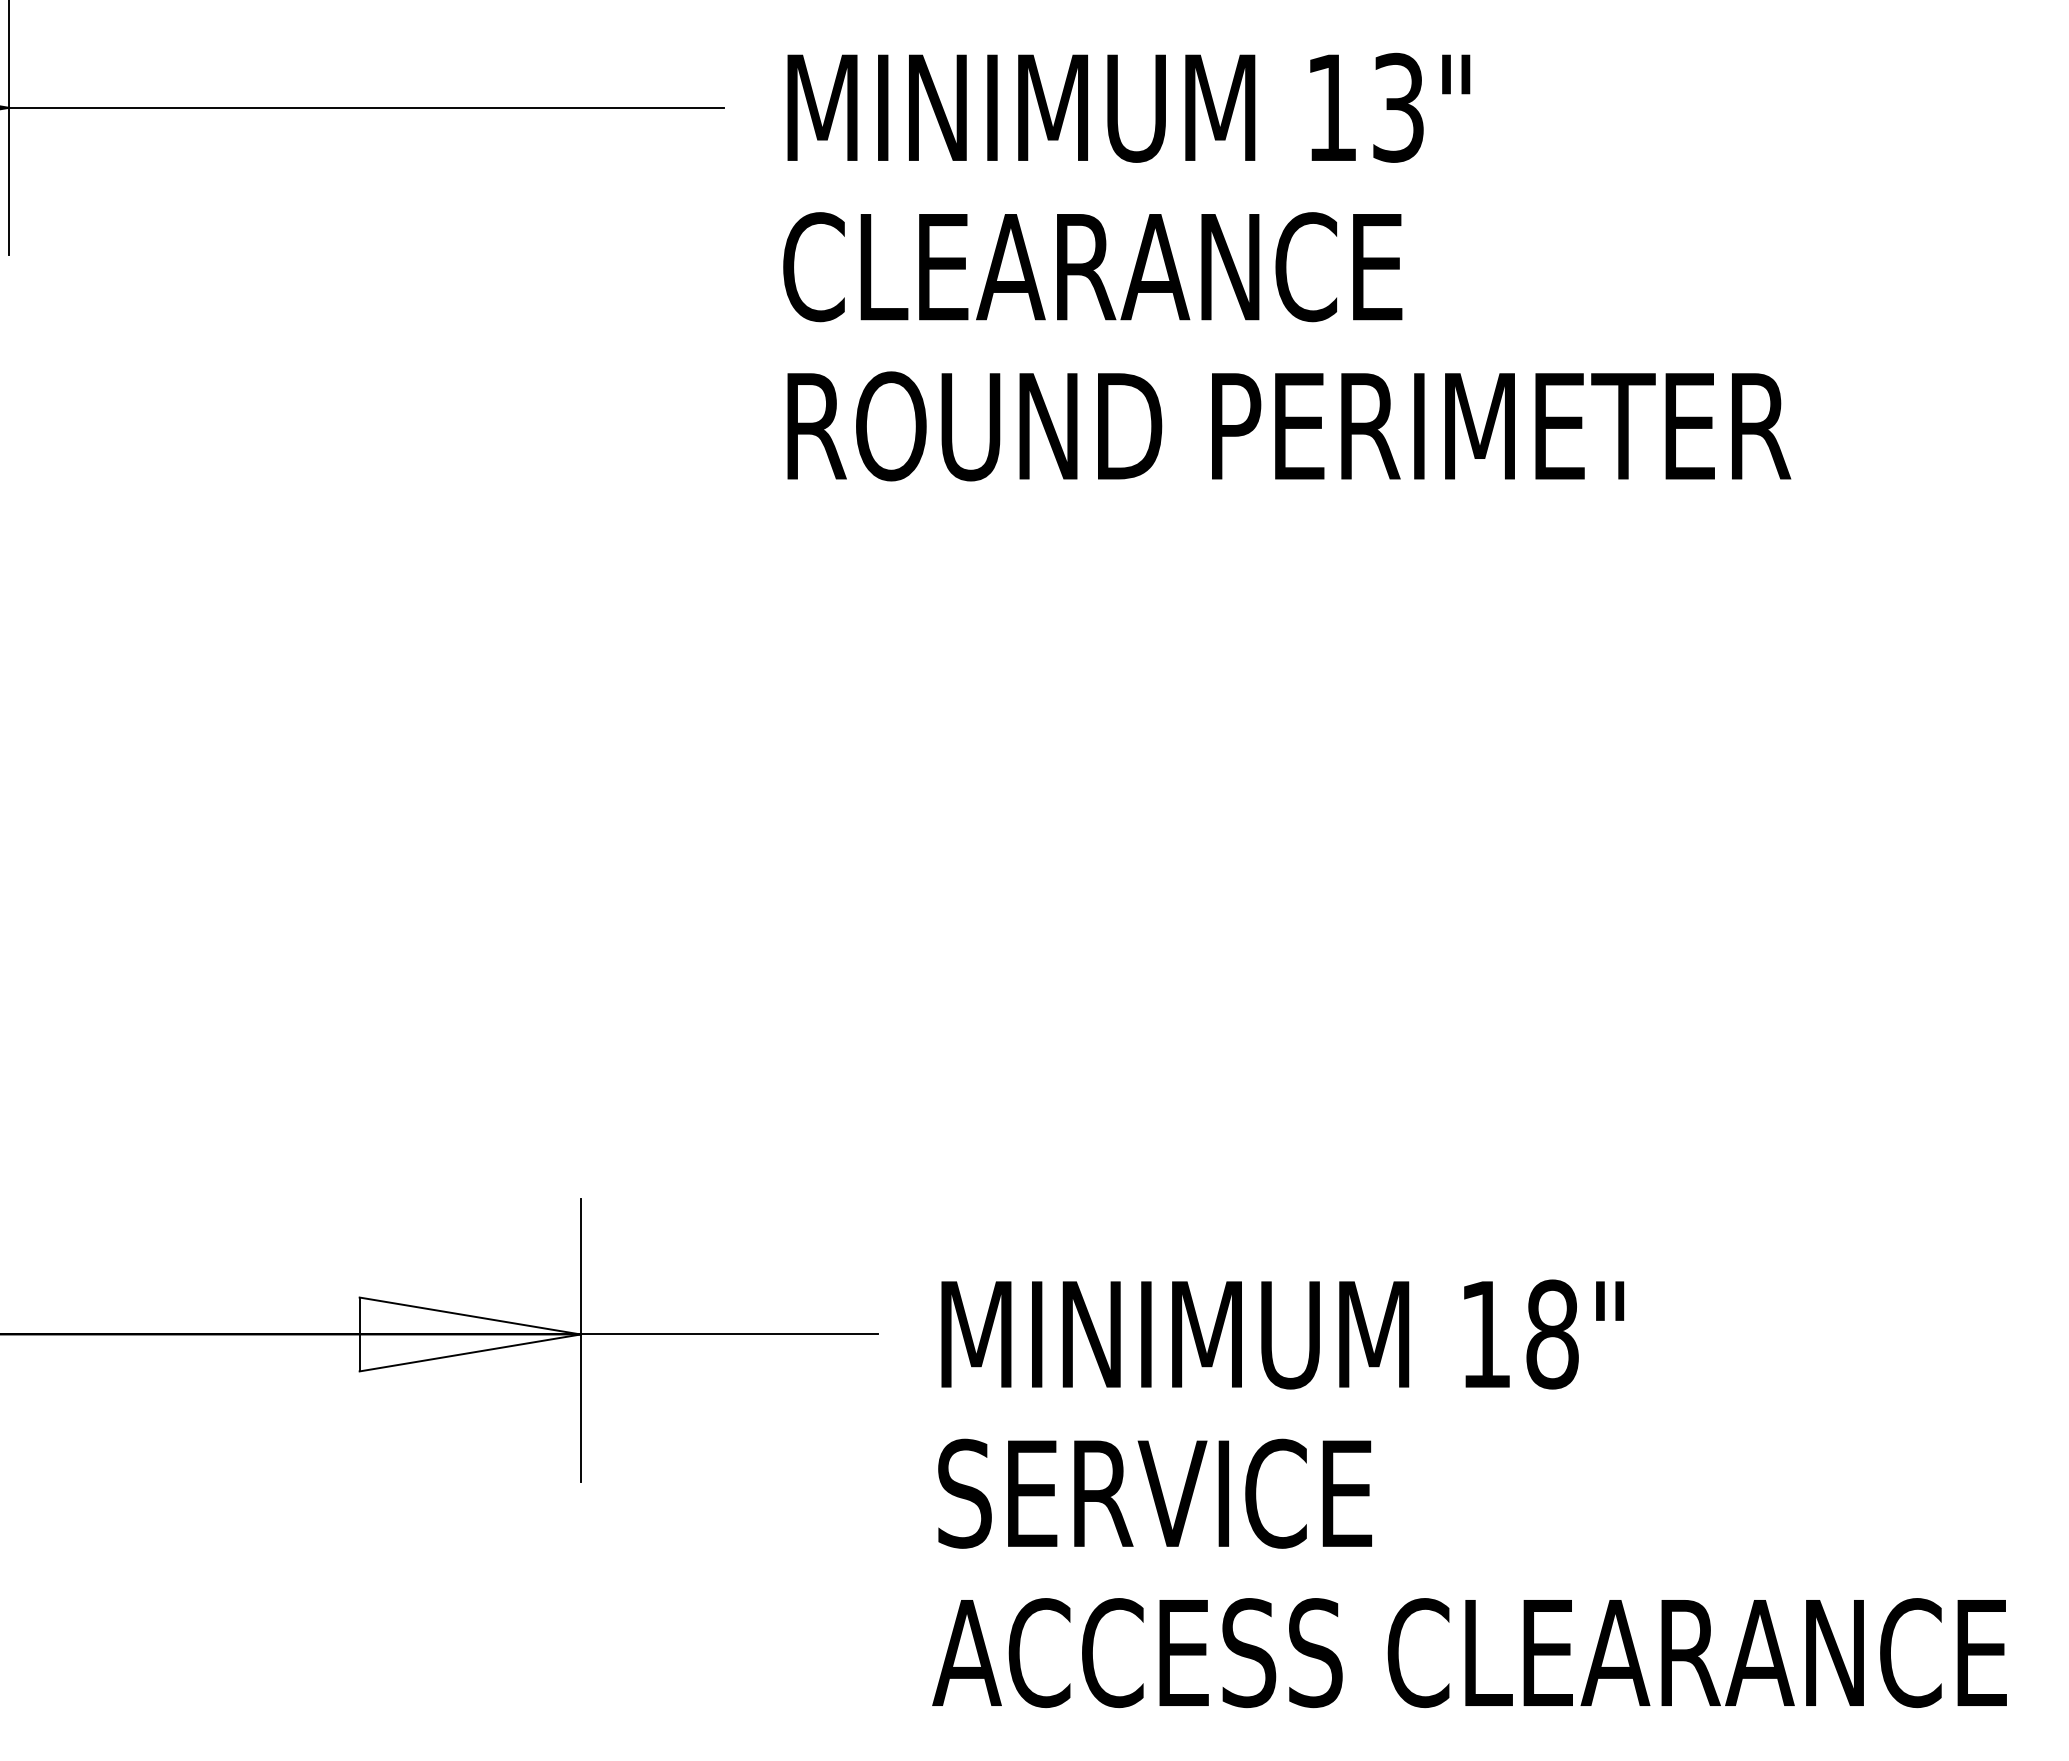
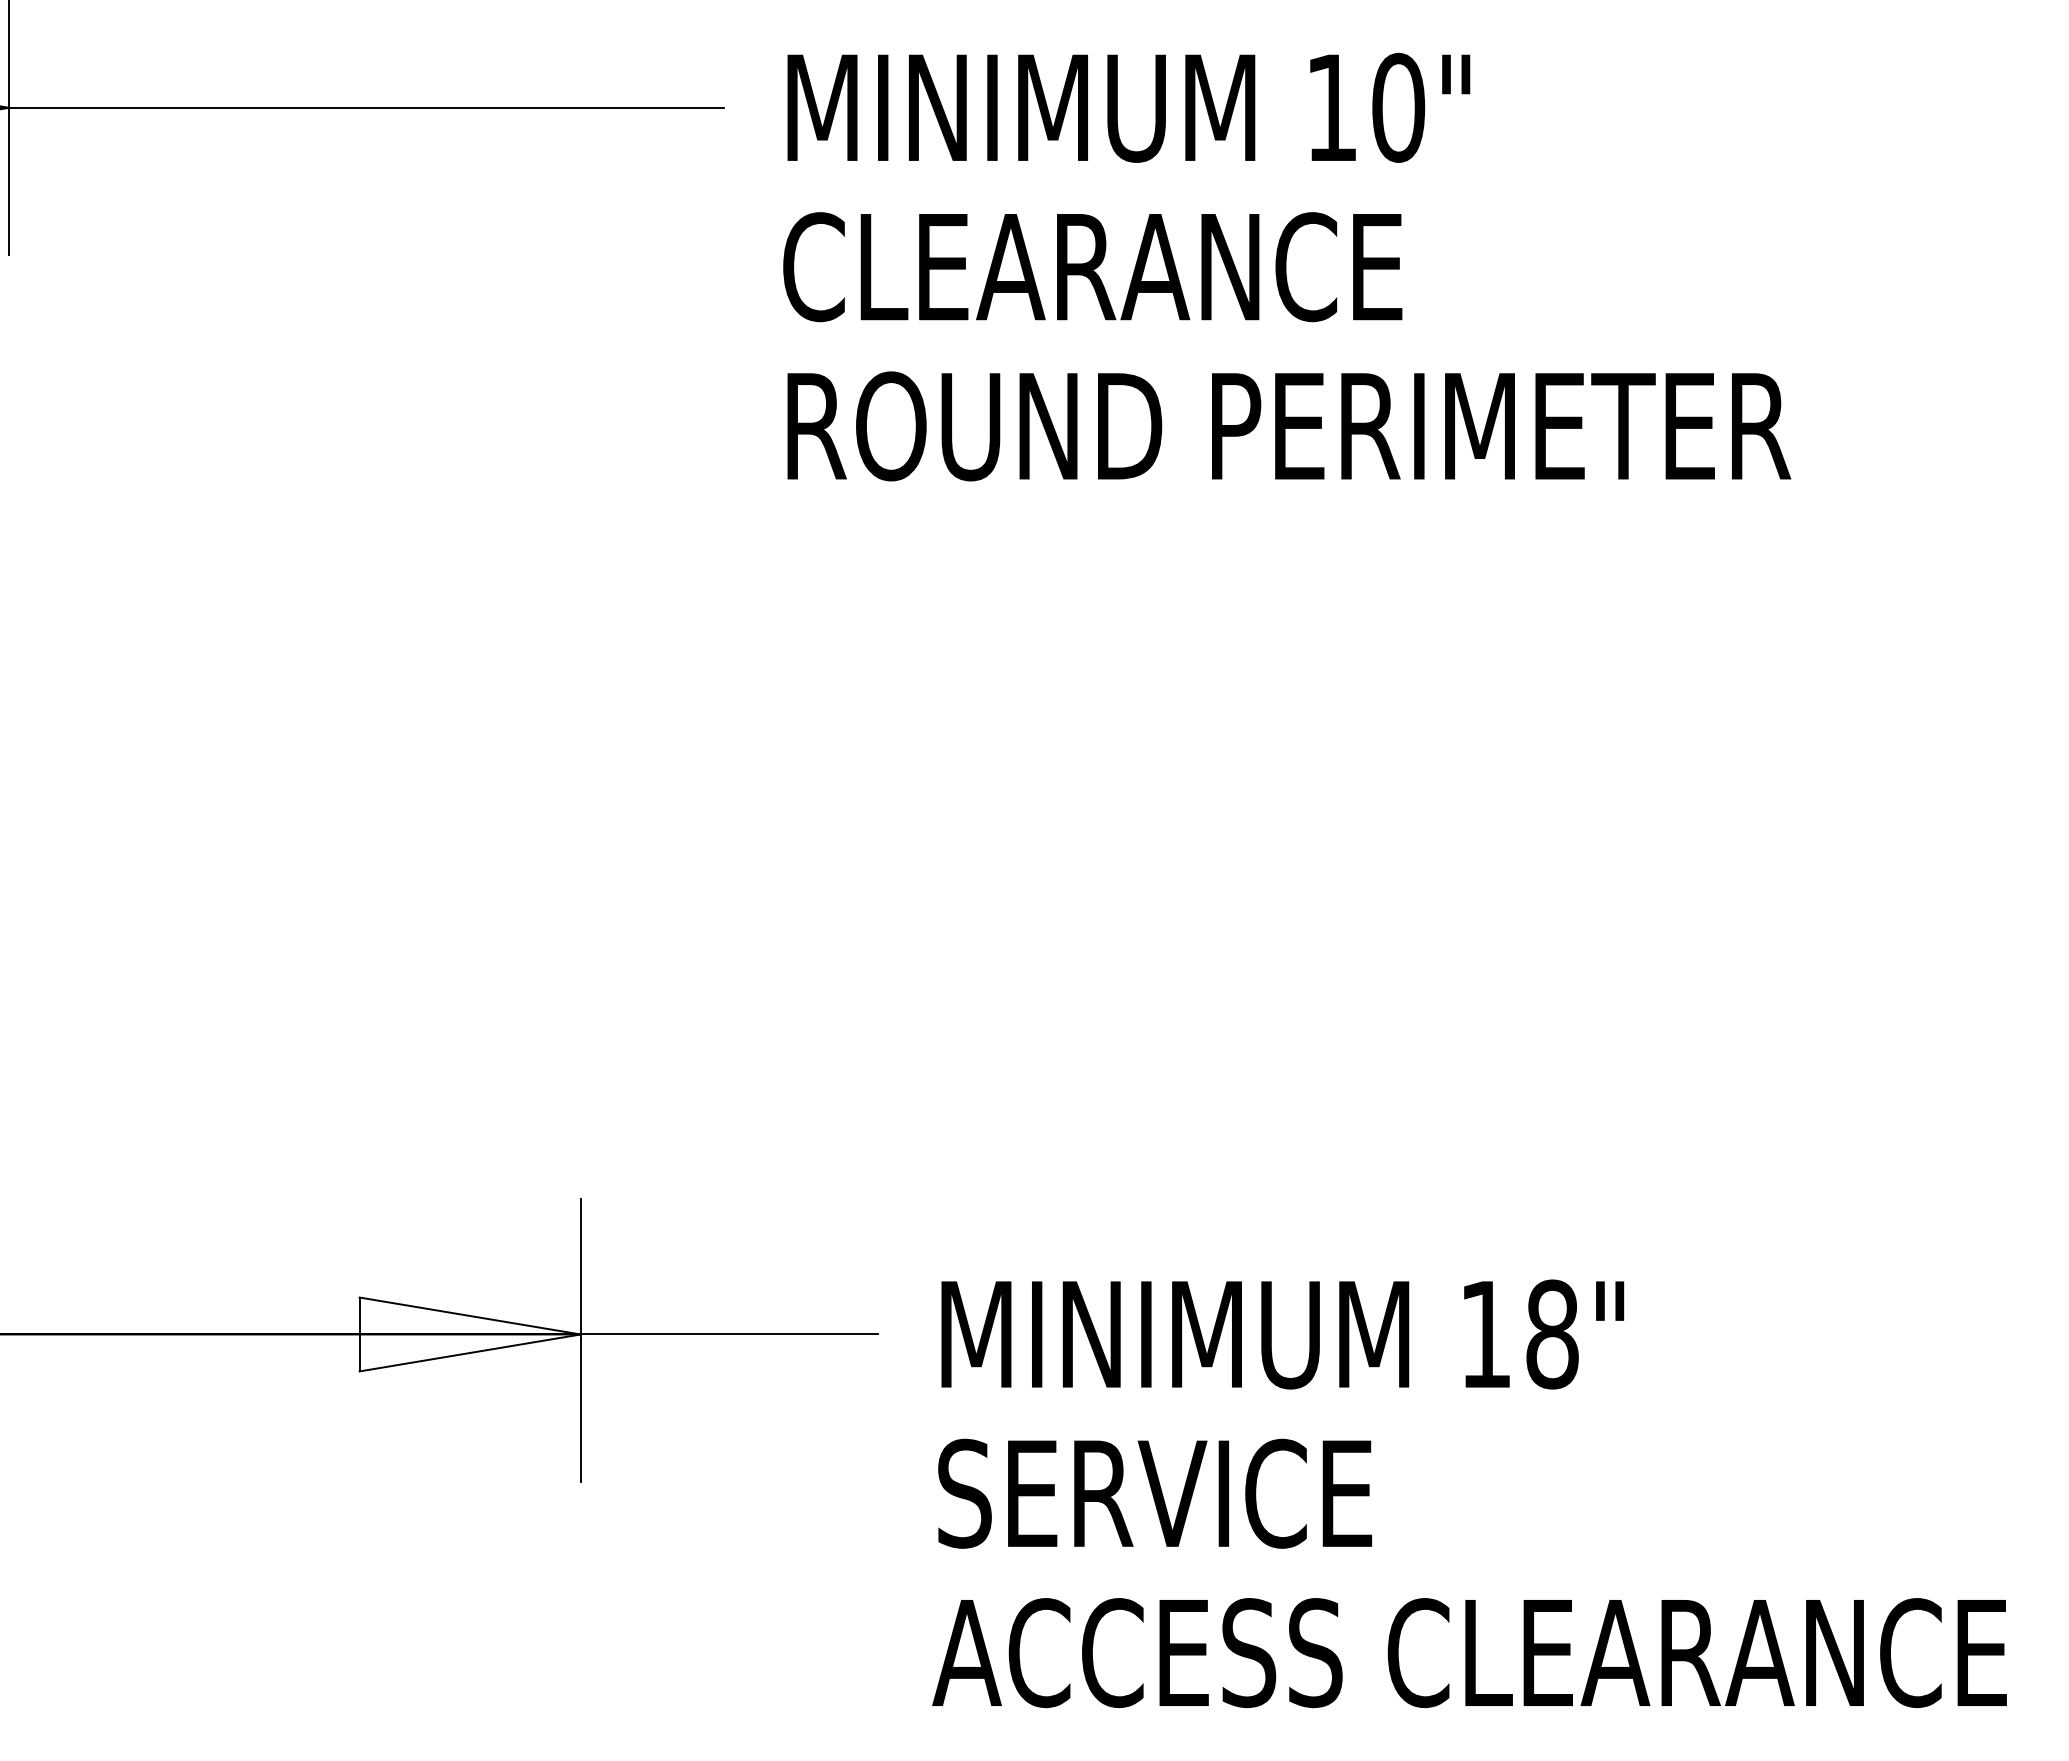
text: 13" -> 10" (1398, 107)
